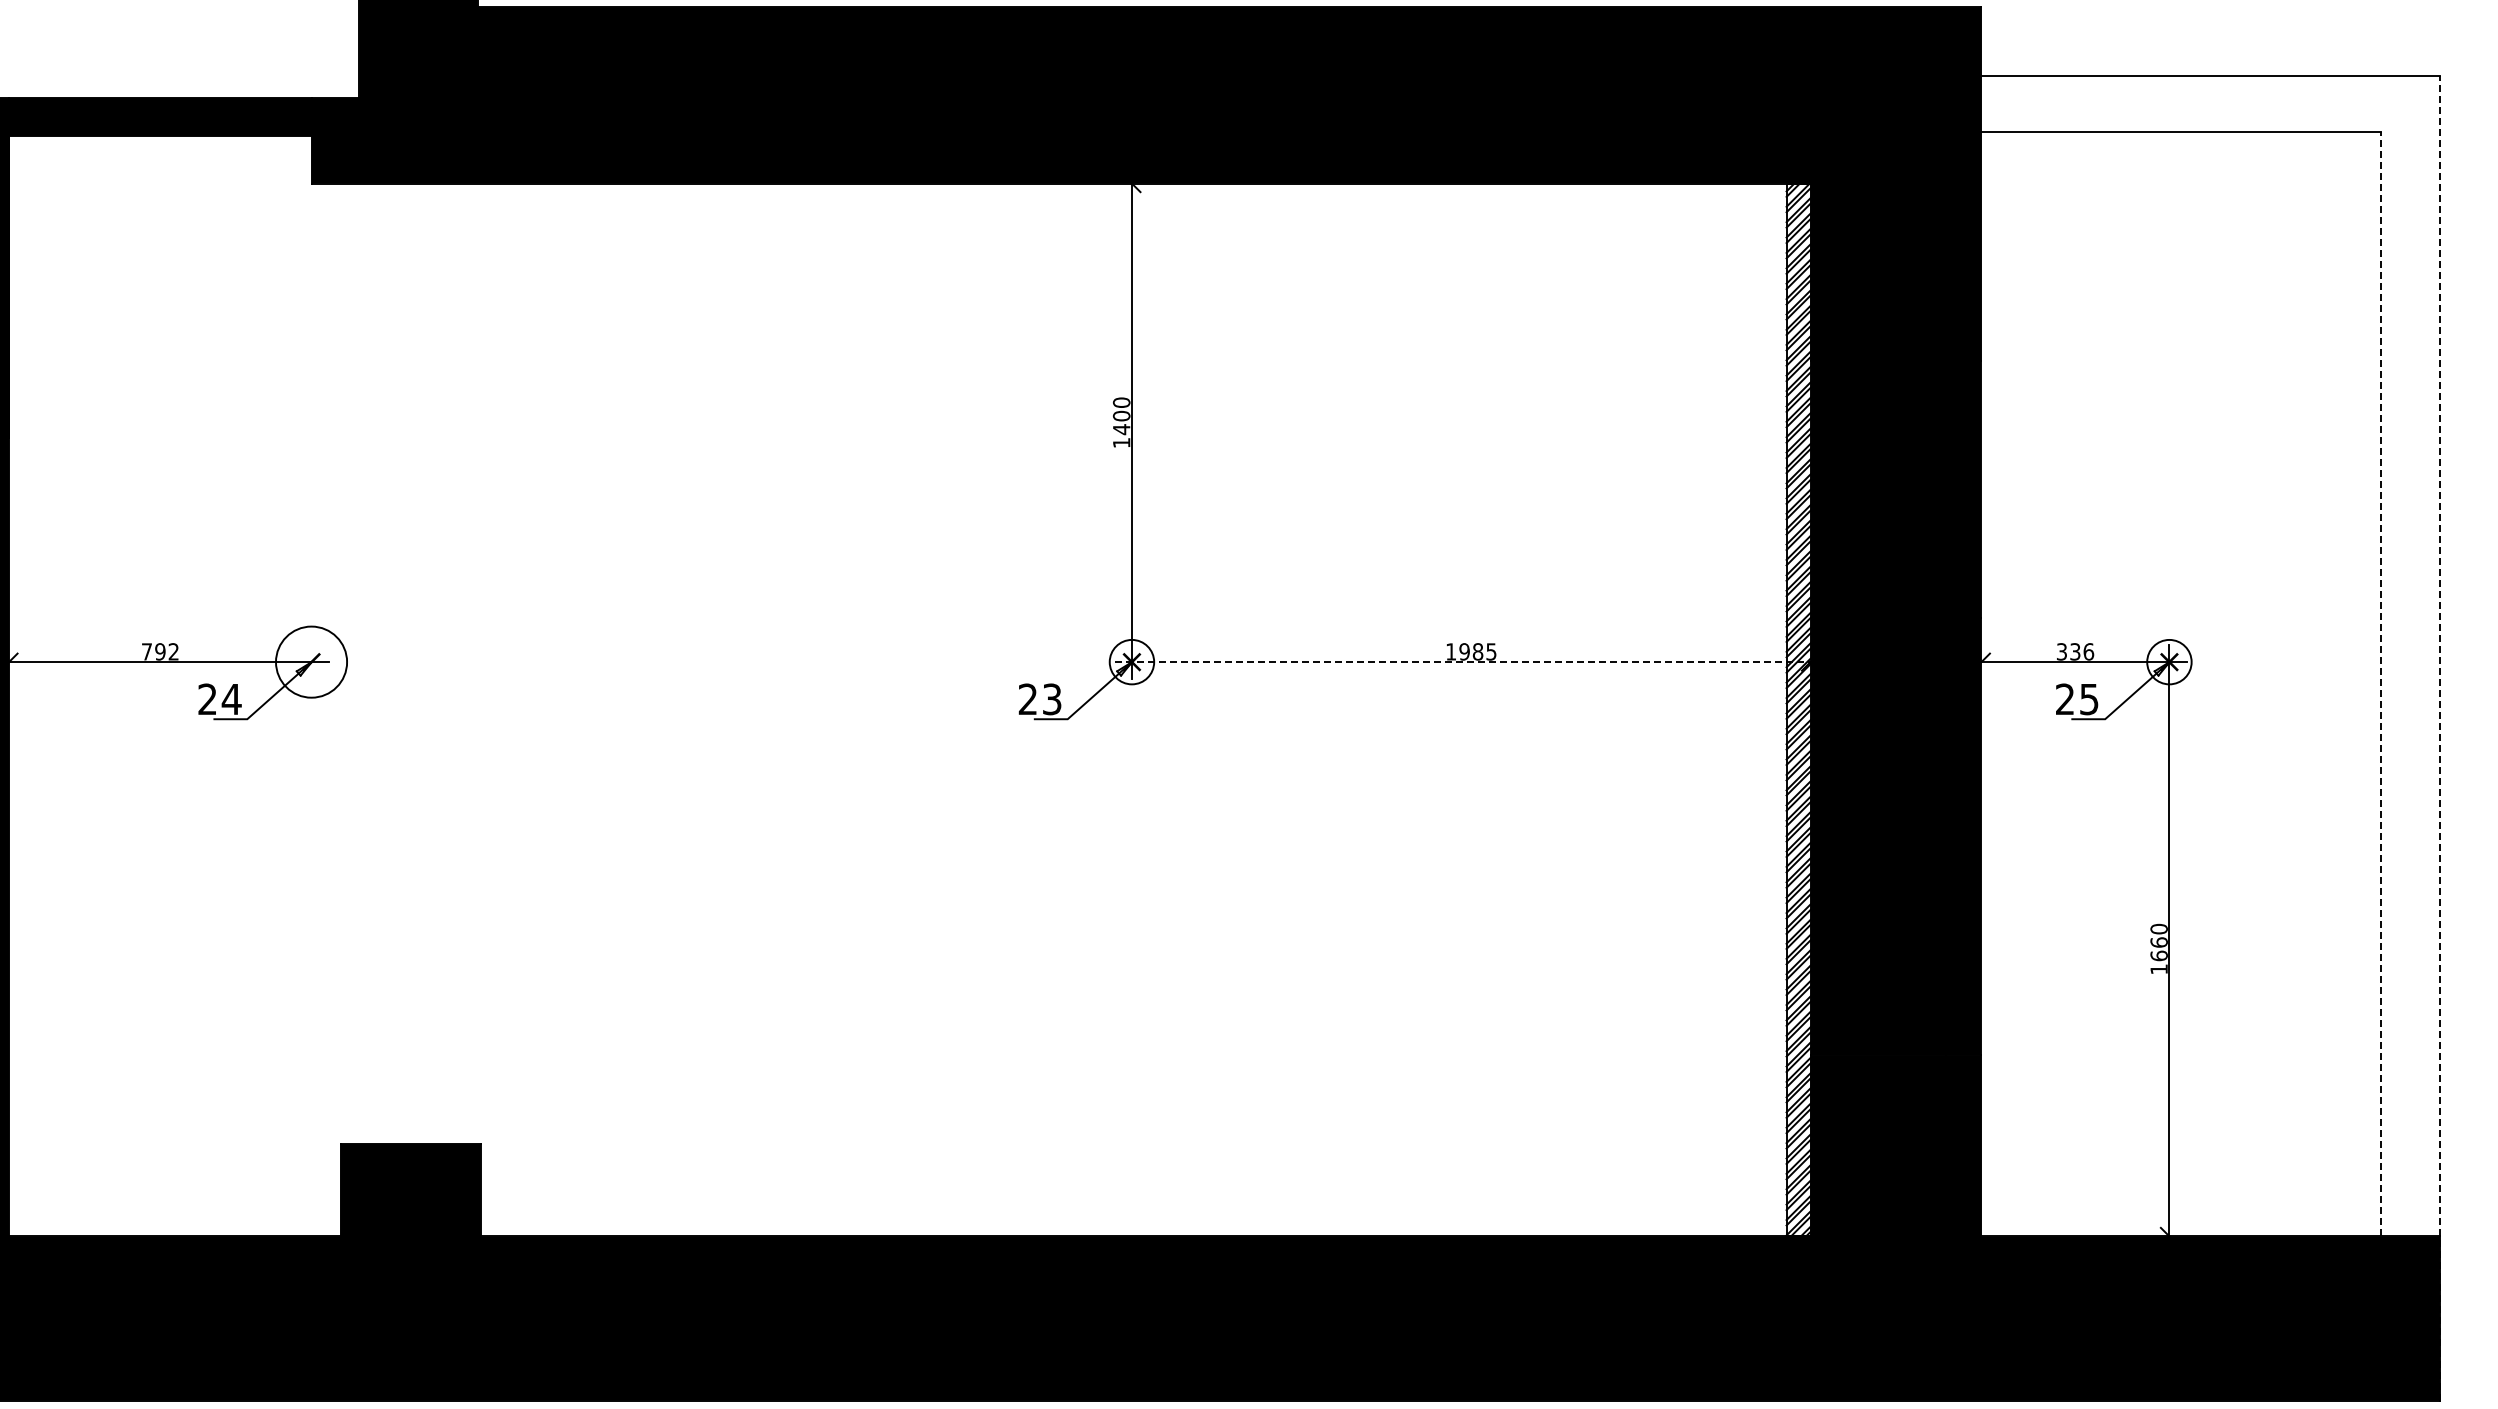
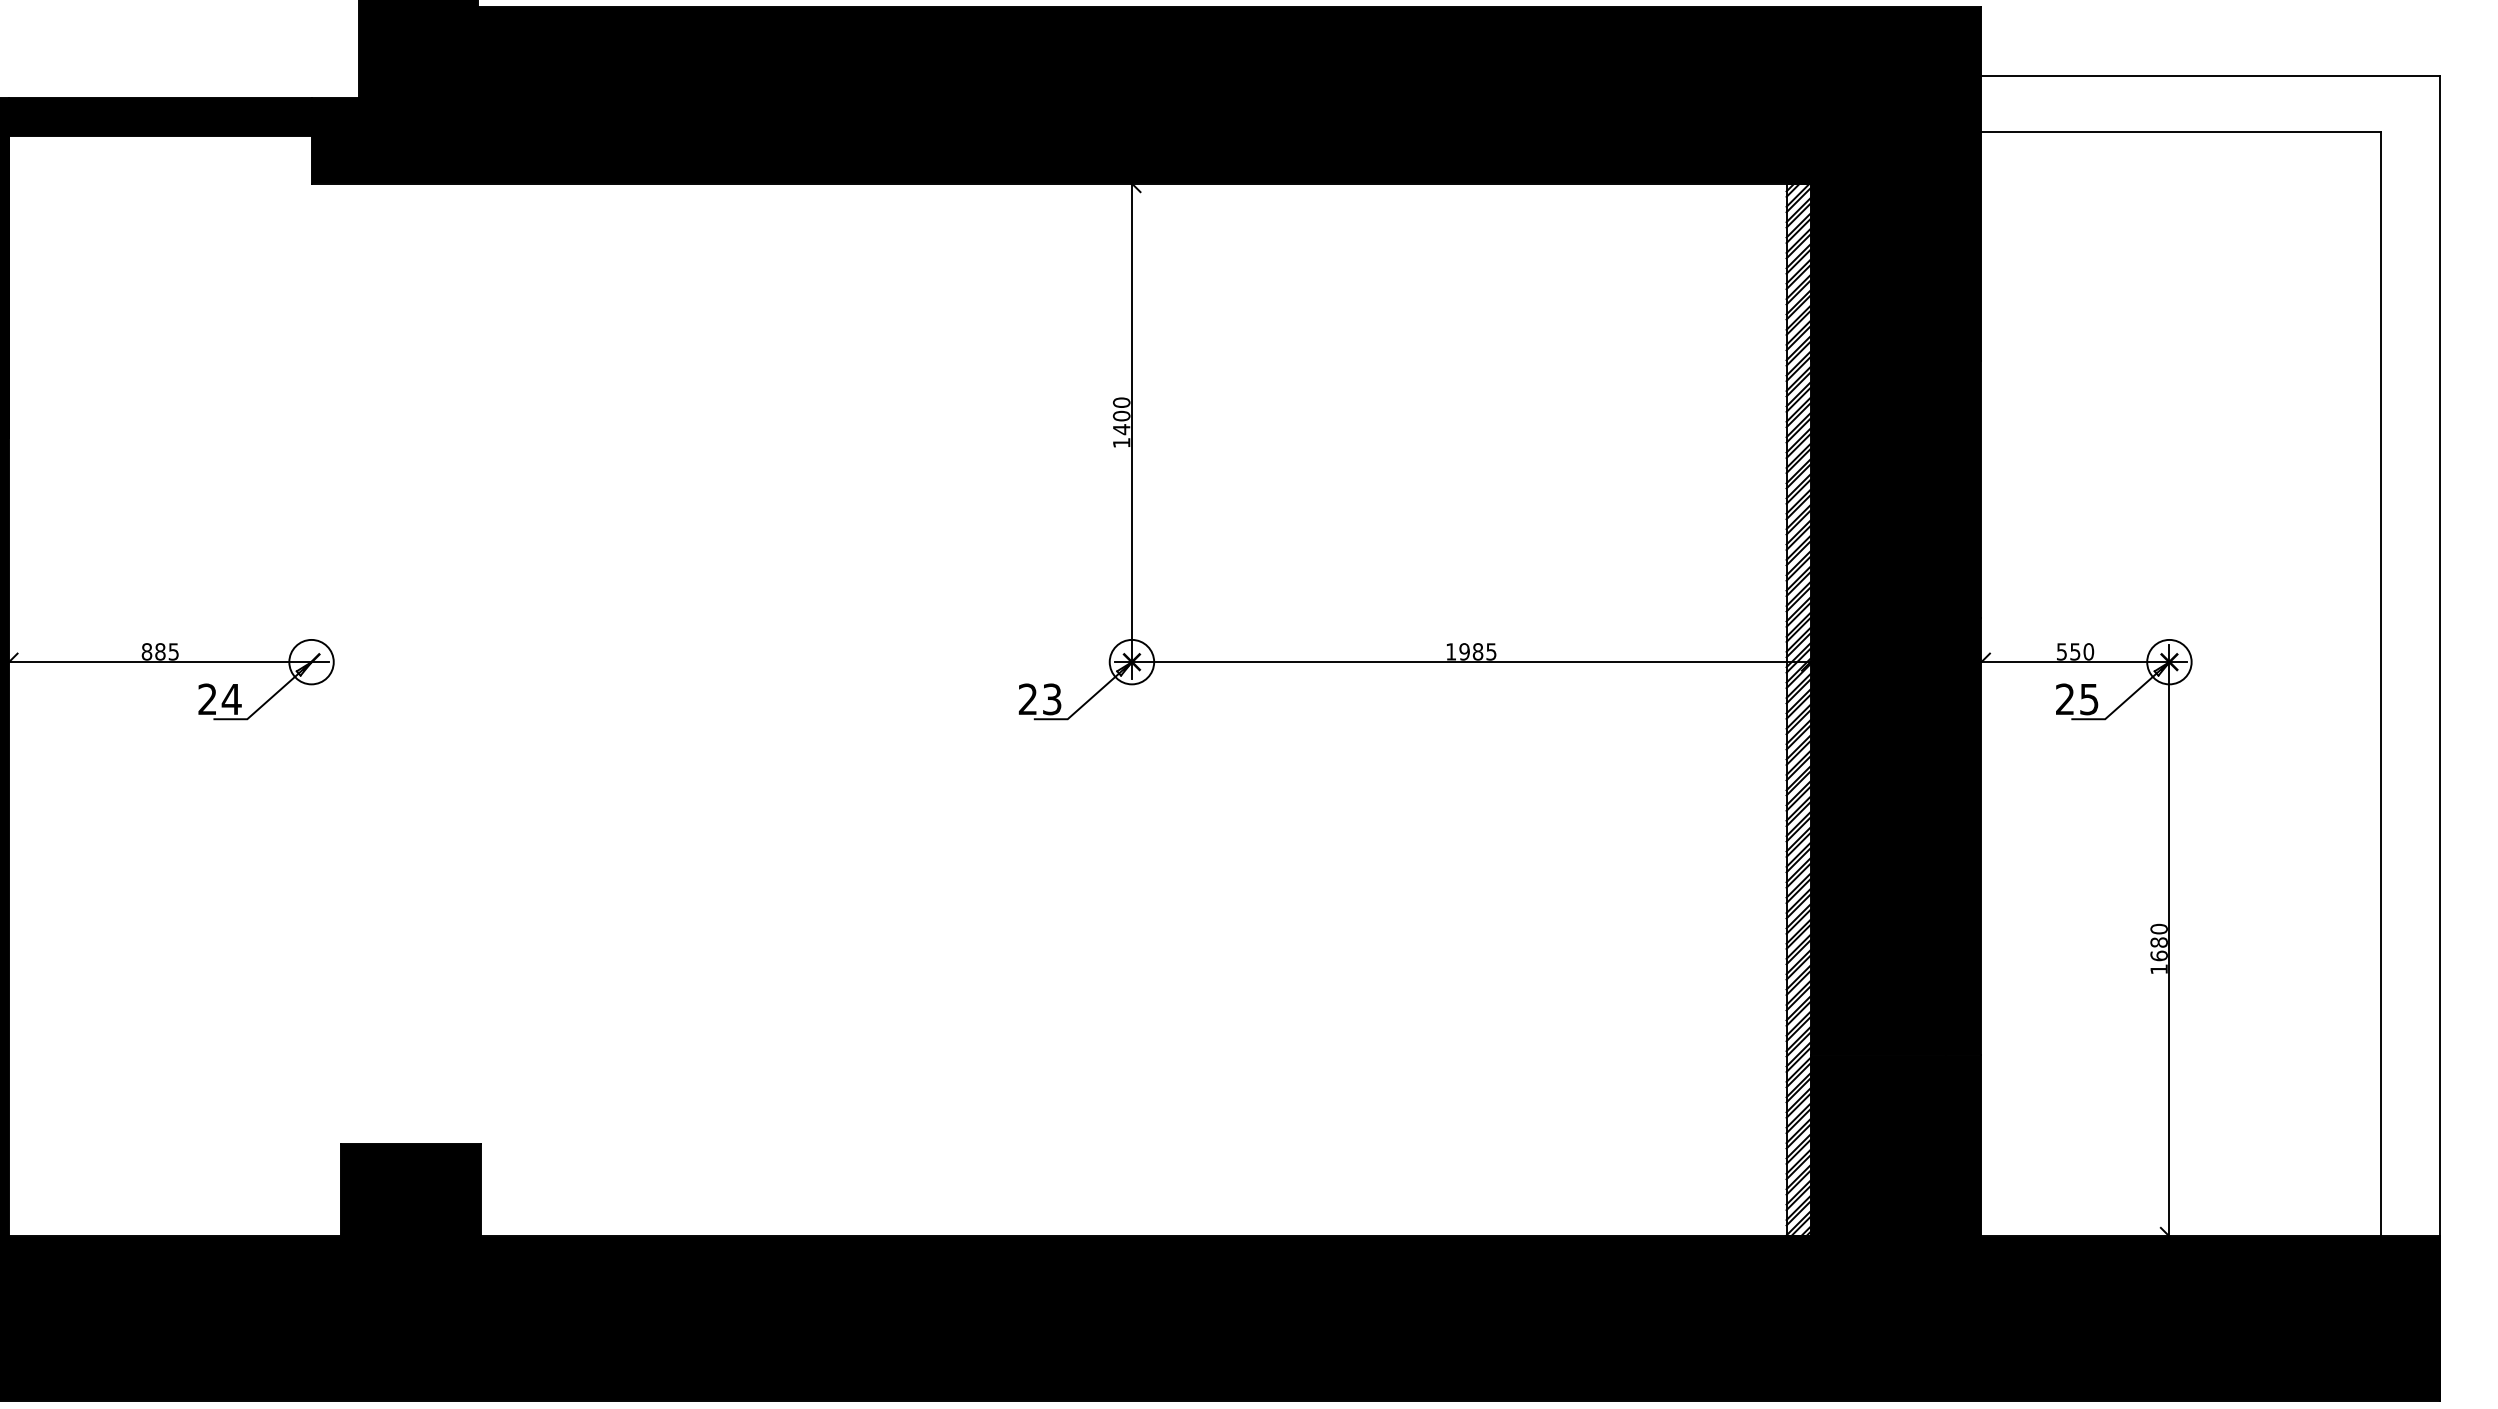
text: 792 -> 885 (159, 651)
text: 336 -> 550 (2075, 651)
circle diameter: 71 px -> 44 px (311, 661)
line: dashed -> solid (1471, 662)
line: dashed -> solid (2381, 683)
line: dashed -> solid (2439, 737)
text: 1660 -> 1680 (2158, 942)
